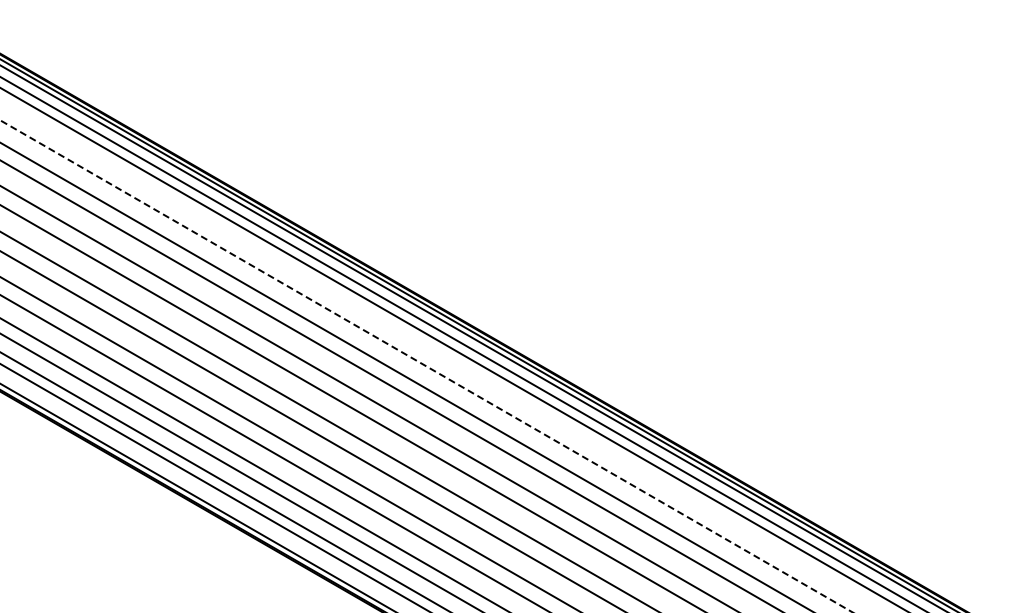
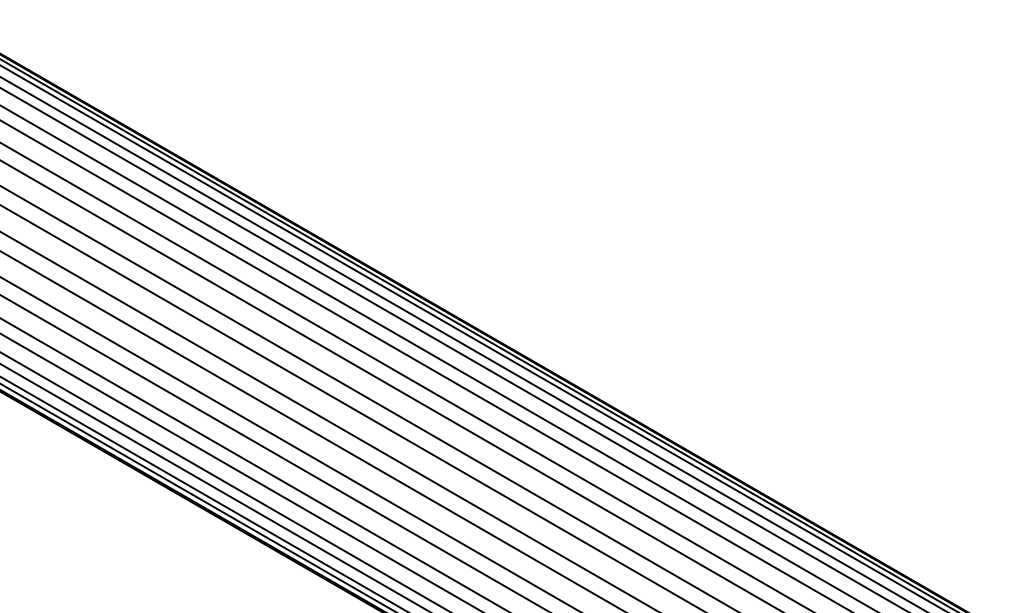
line: none -> present (438, 357)
line: dashed -> solid (426, 366)
line: none -> present (203, 493)
